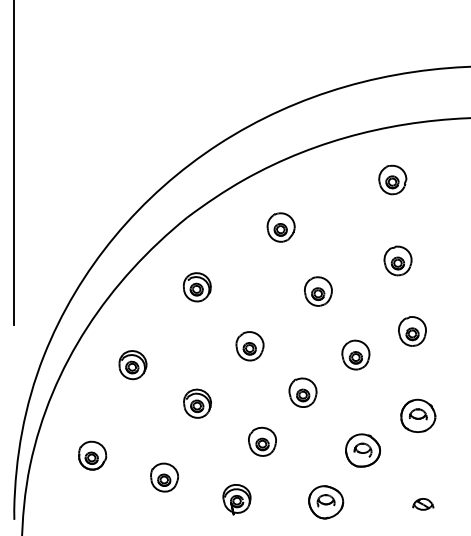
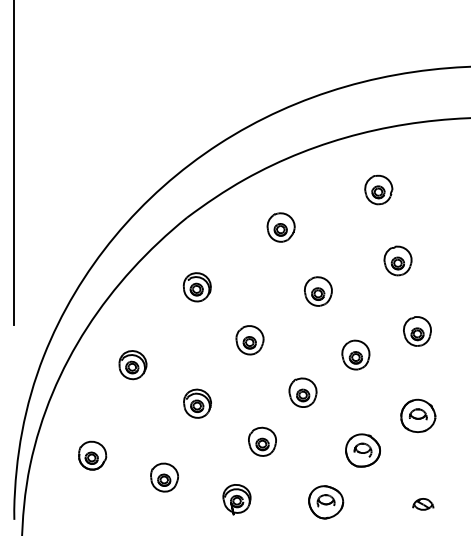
part position: (392, 179) -> (378, 189) (378, 189)
part position: (412, 331) -> (417, 331) (417, 331)
part position: (249, 346) -> (249, 340) (249, 340)
